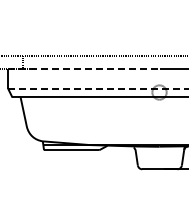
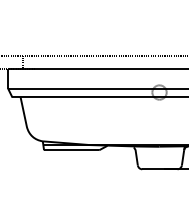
line: dashed -> solid (84, 69)
line: dashed -> solid (98, 88)
